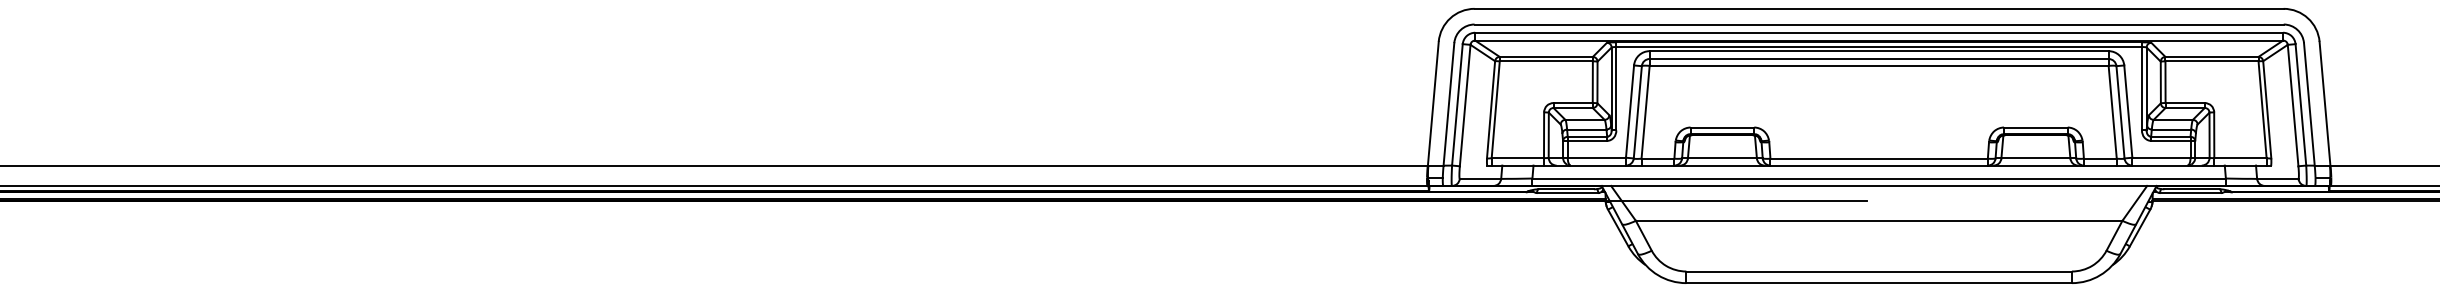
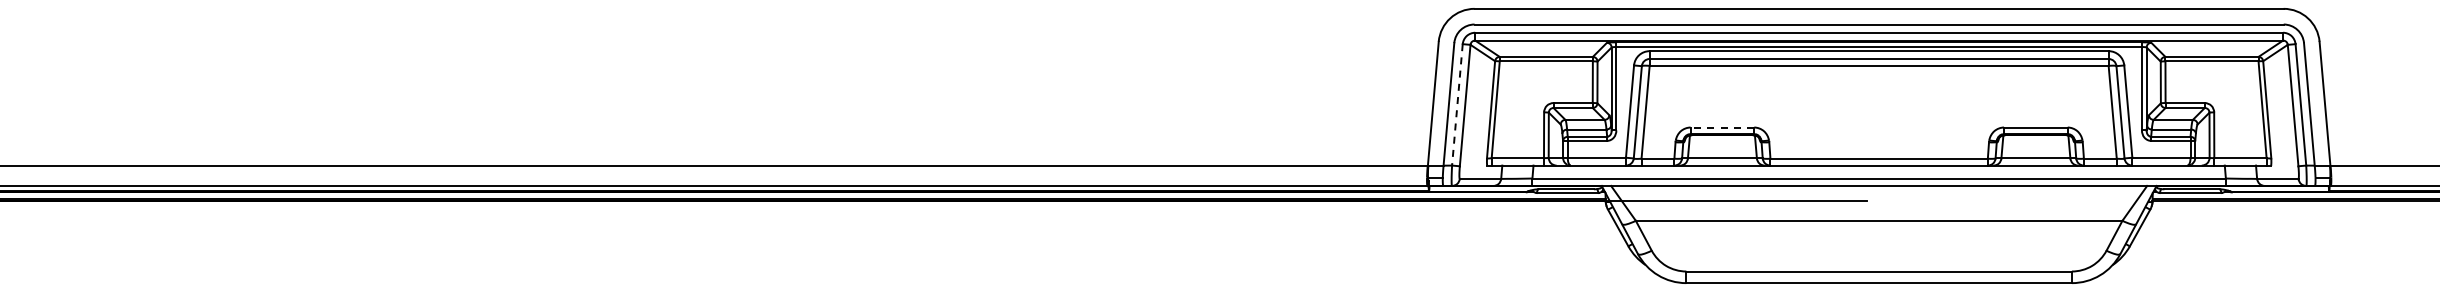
line: solid -> dashed (1457, 104)
line: solid -> dashed (1722, 127)
